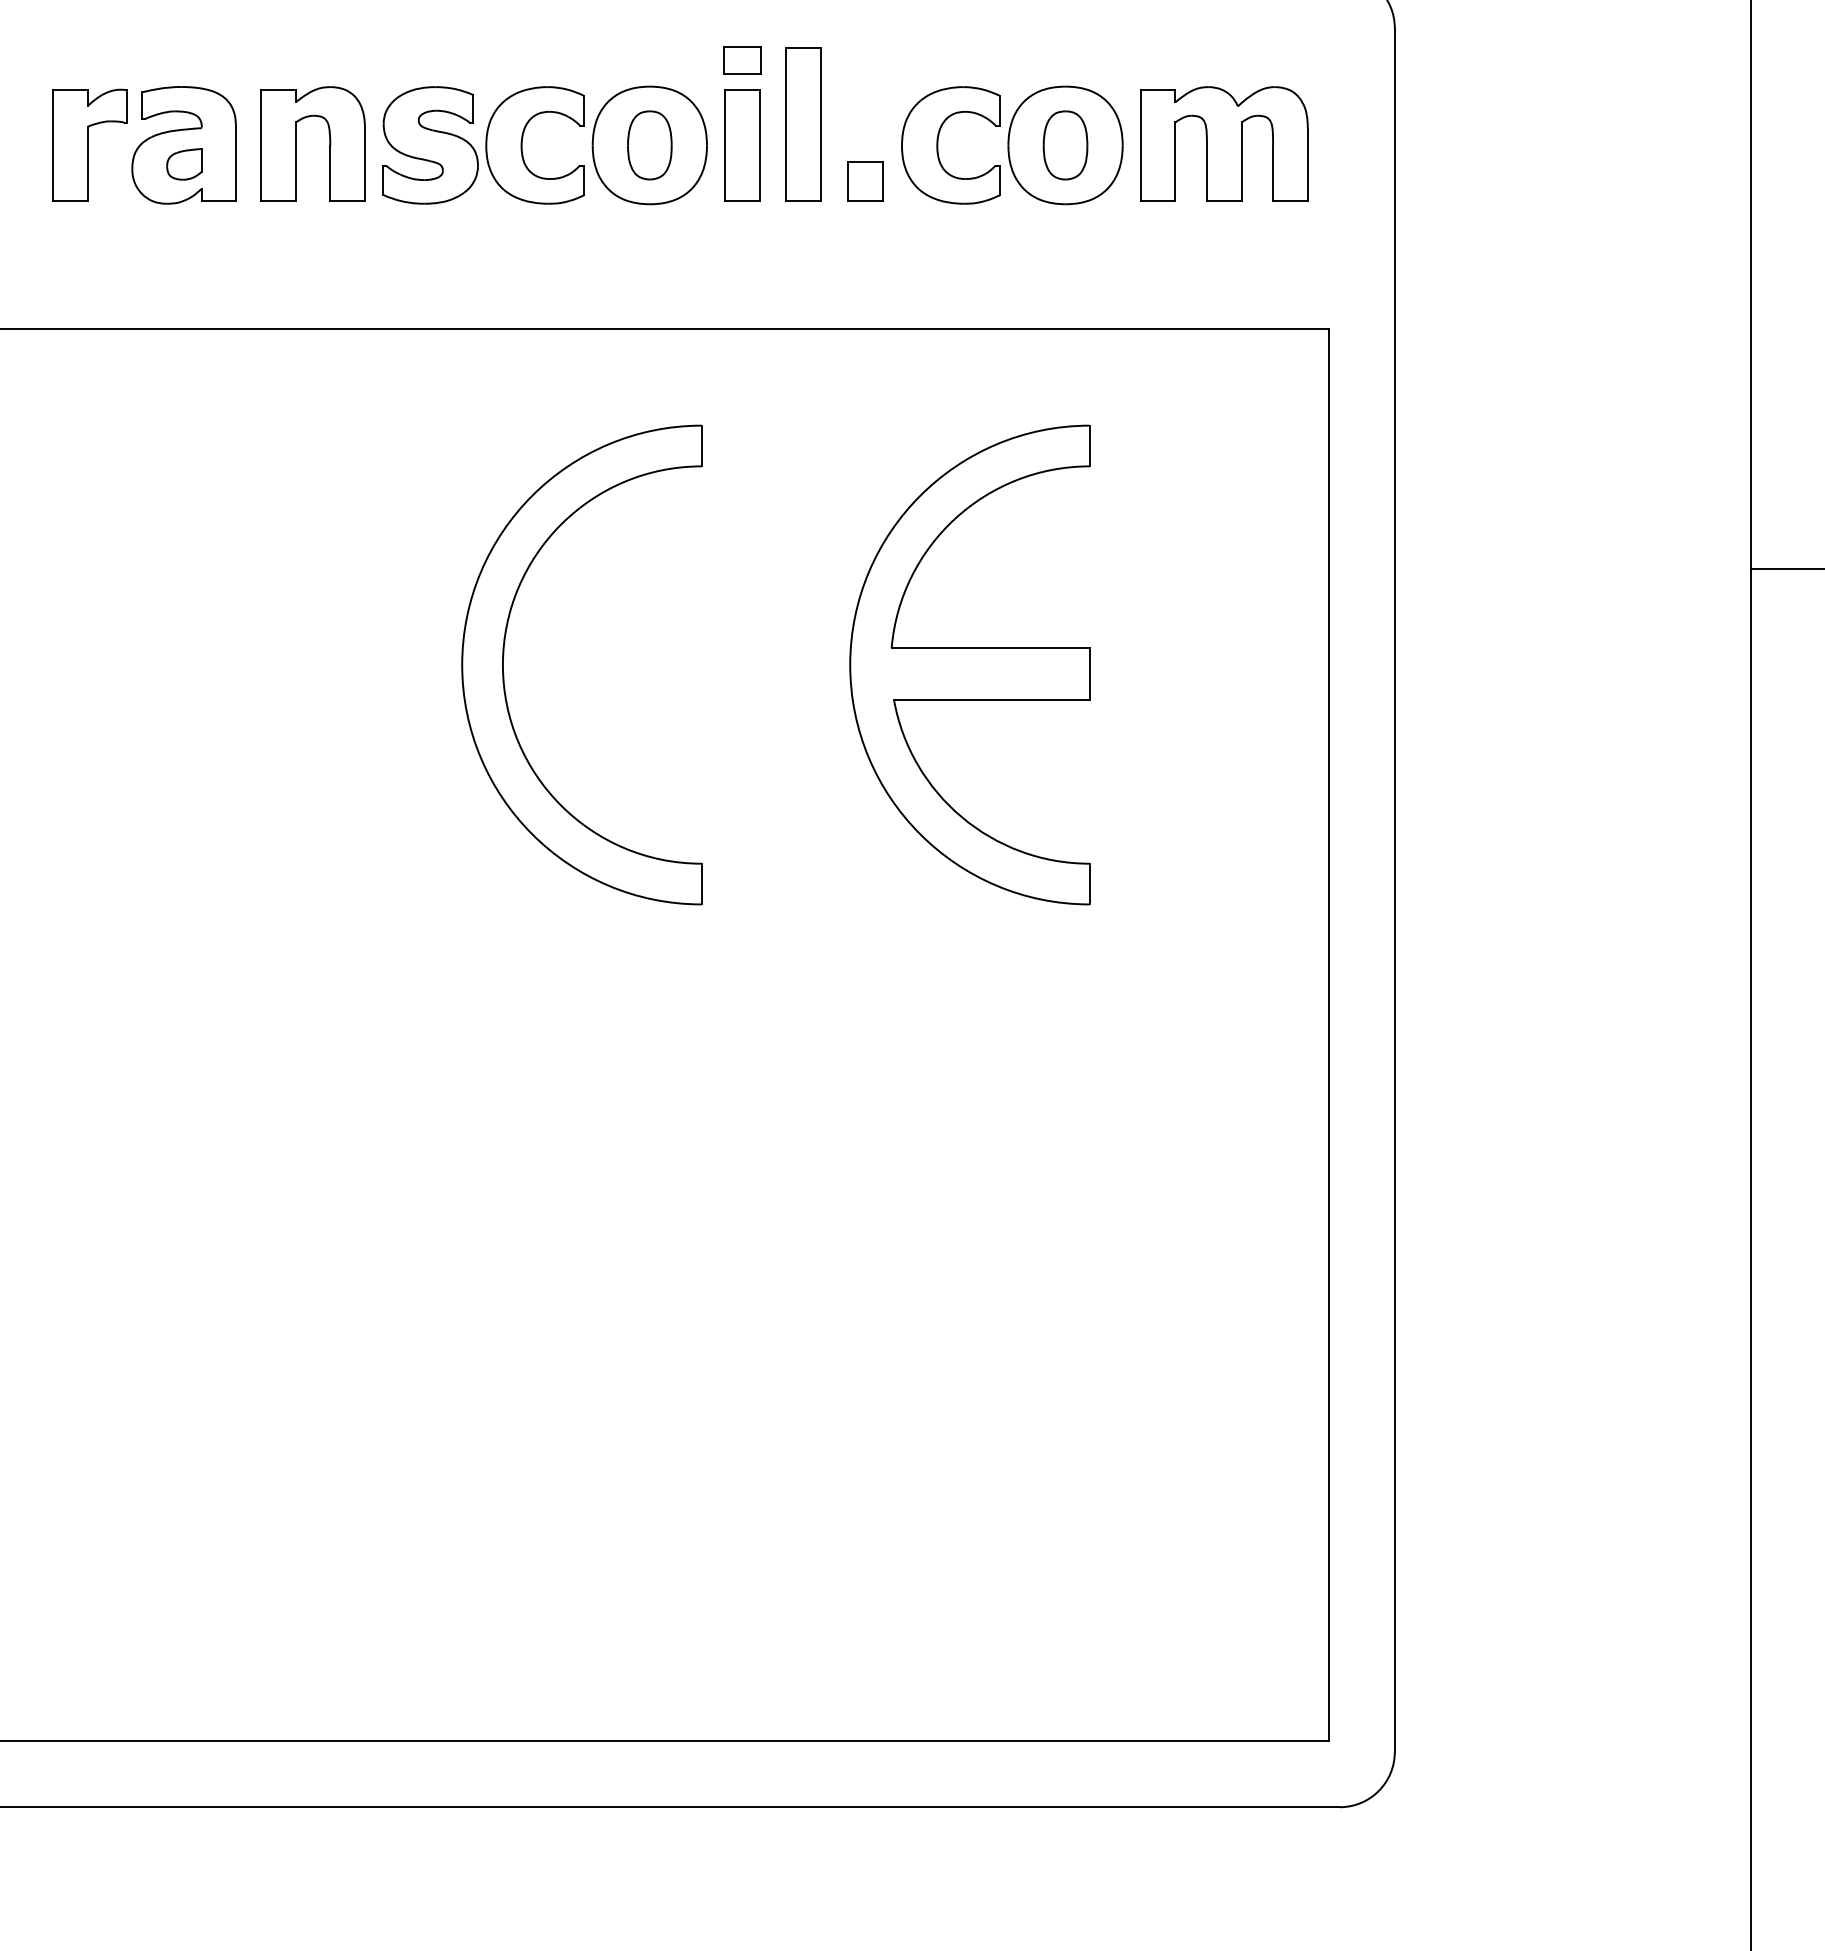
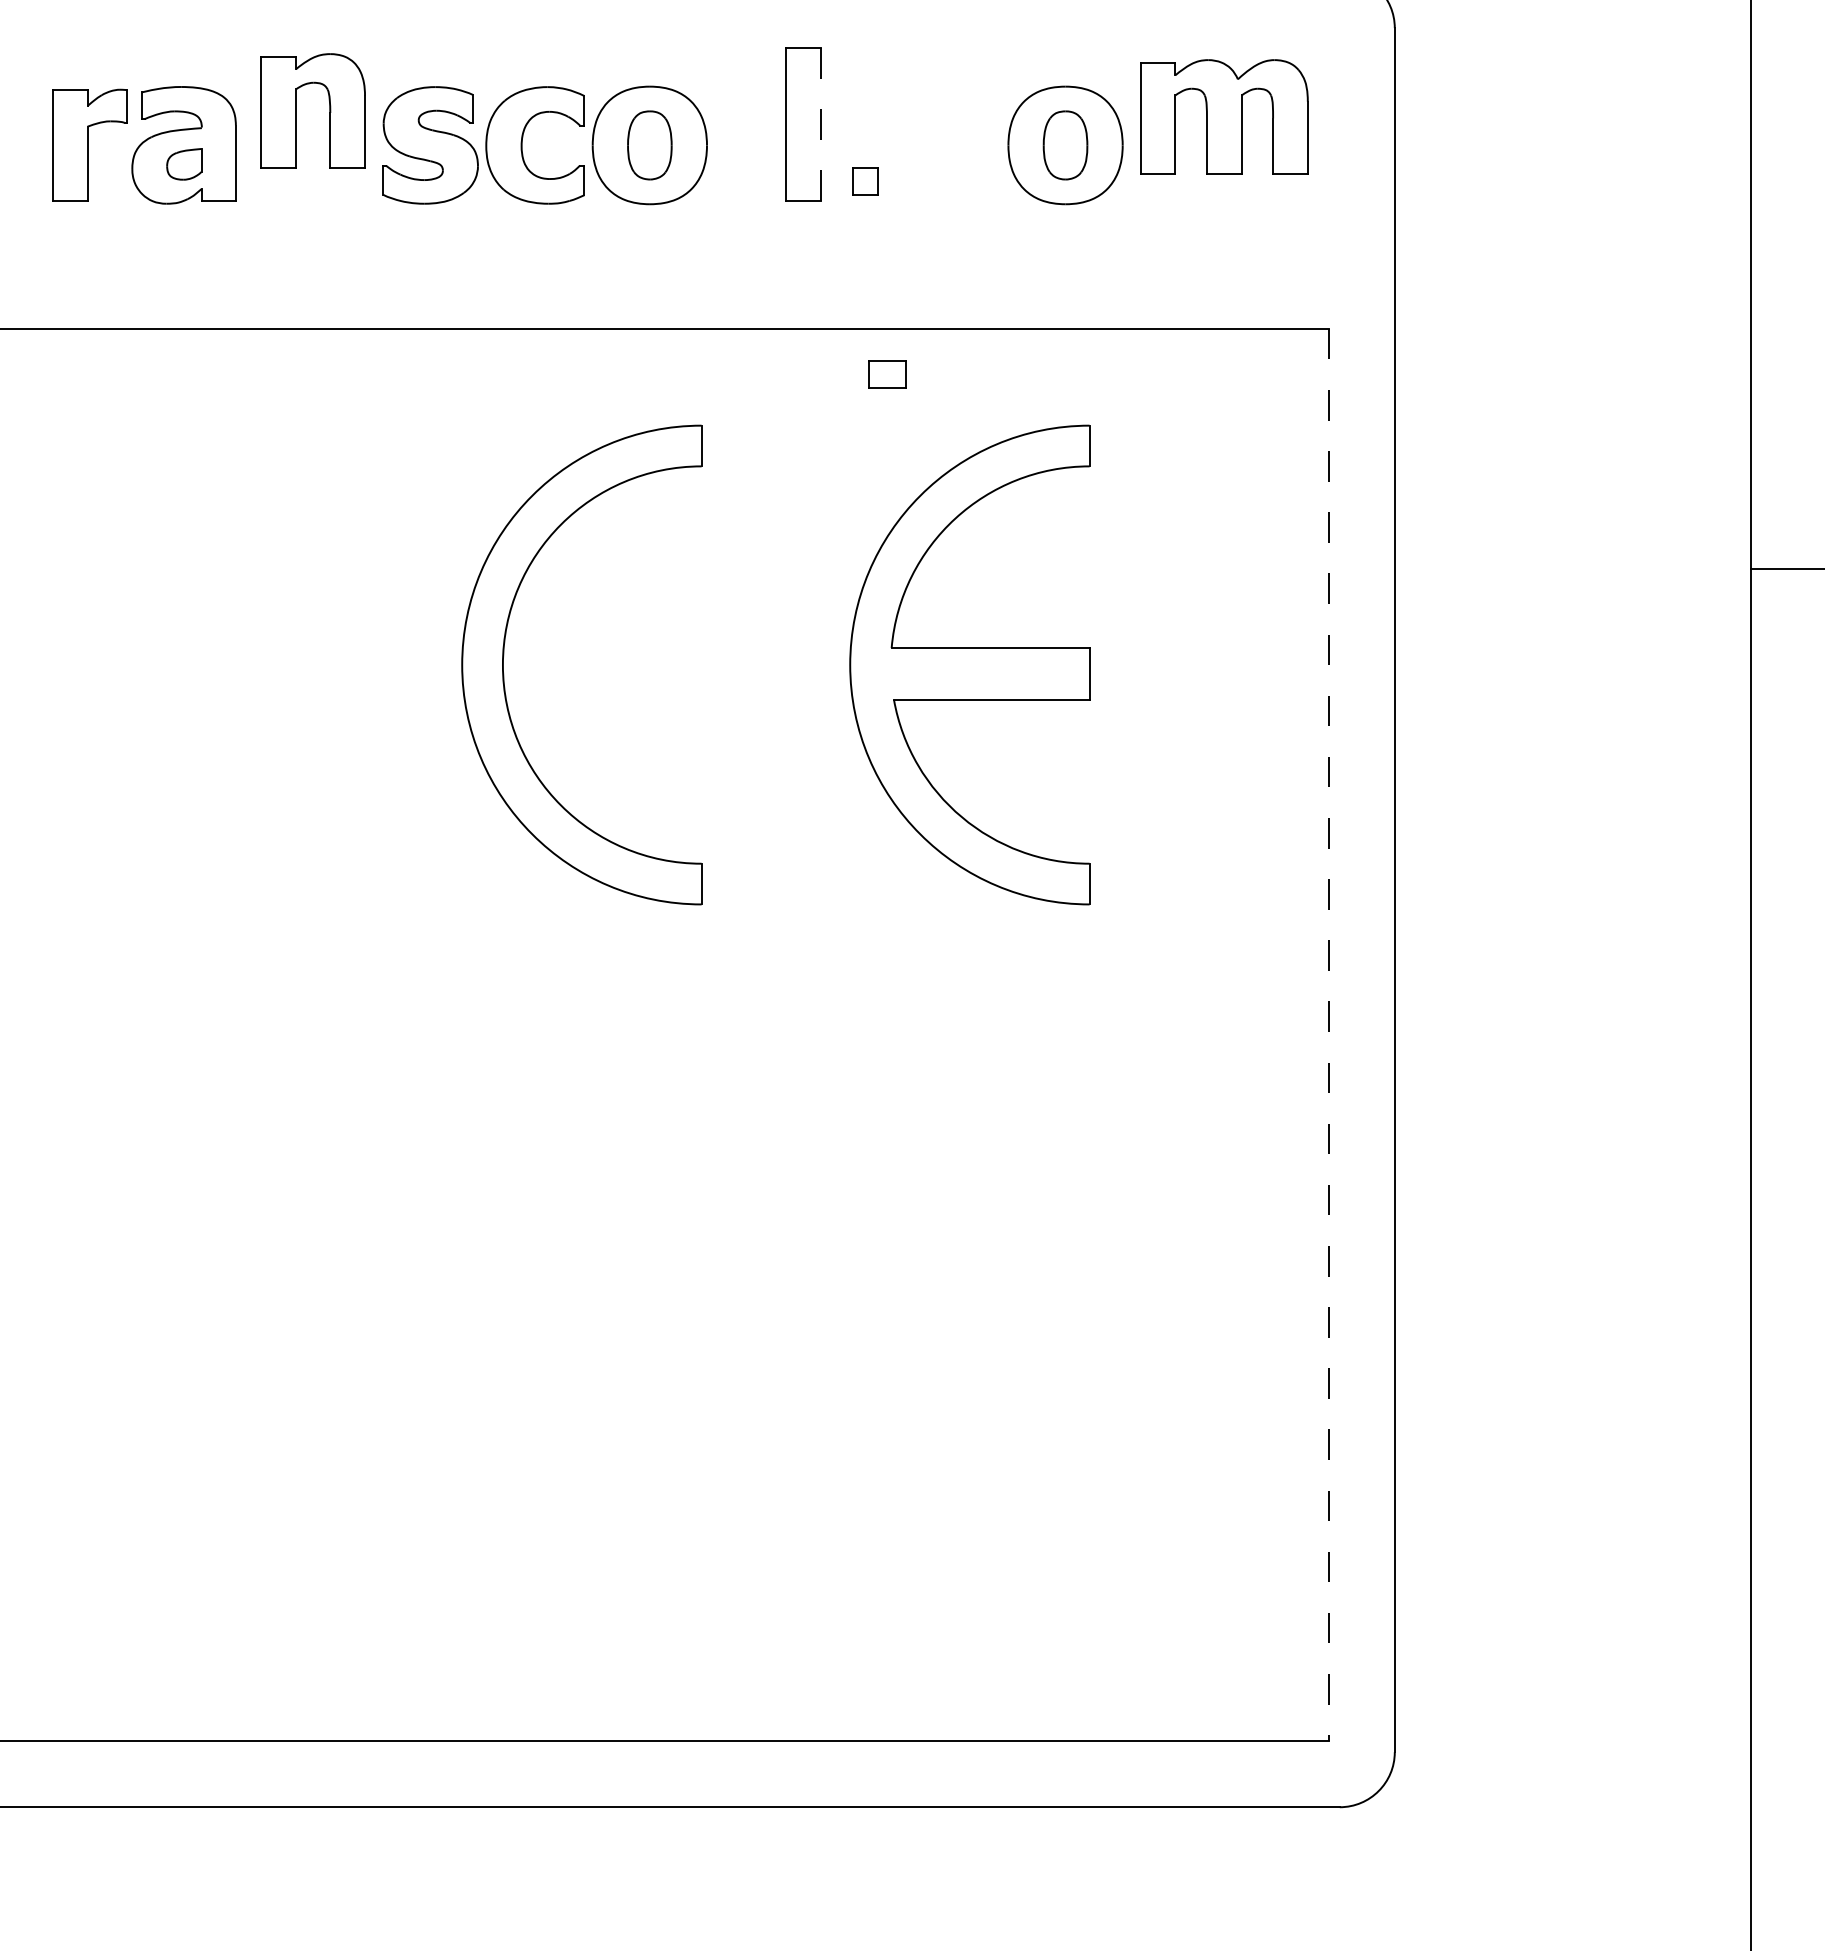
part position: (742, 60) -> (887, 374) (887, 374)
line: solid -> dashed (820, 124)
part position: (296, 143) -> (296, 110) (296, 110)
part position: (1224, 143) -> (1224, 116) (1224, 116)
part: present -> none (742, 145)
part: present -> none (938, 145)
part size: 37x41 px -> 27x29 px (865, 181)
line: solid -> dashed (1328, 1035)
